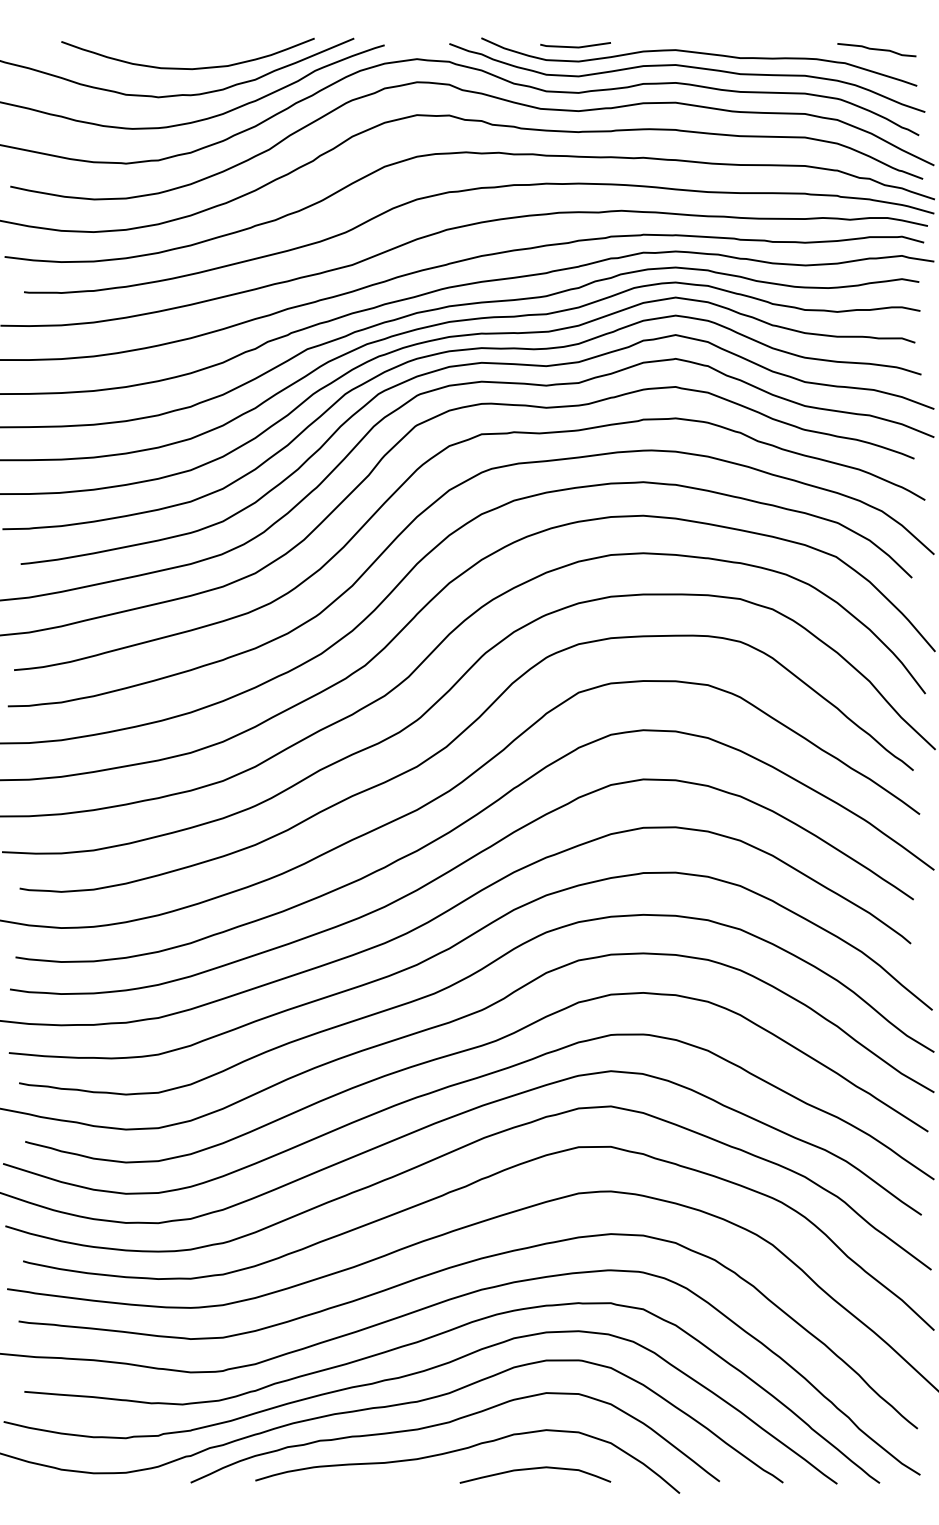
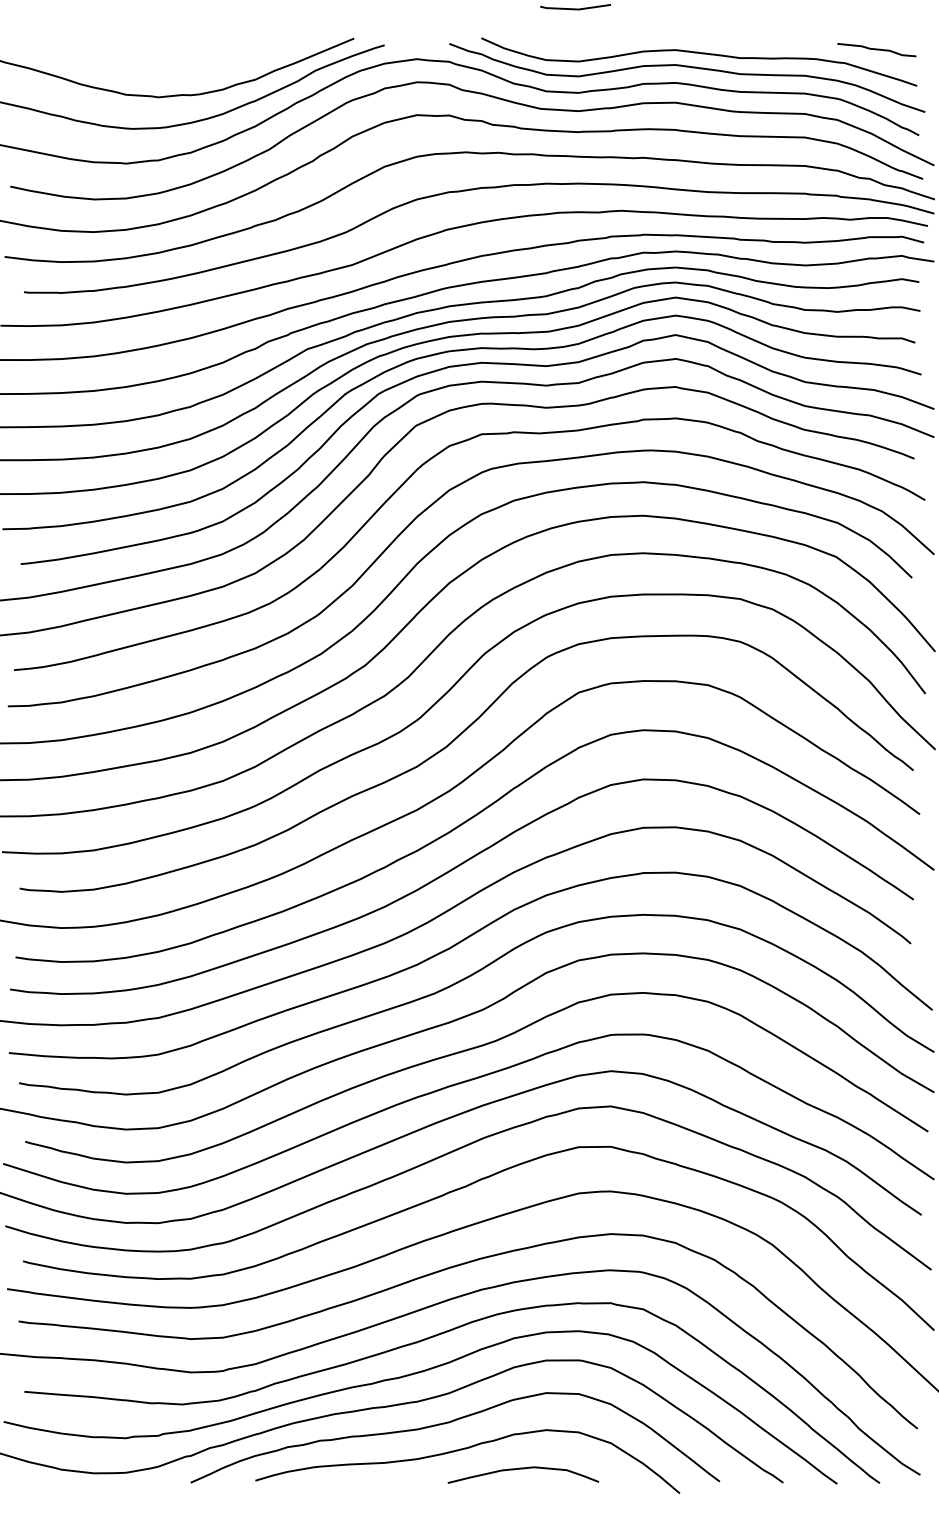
line position: (575, 46) -> (575, 8) (575, 8)
curve: present -> none (187, 68)
curve position: (535, 1469) -> (523, 1469) (523, 1469)
